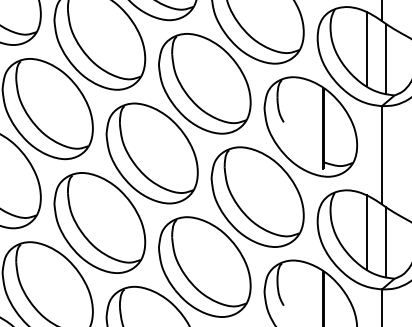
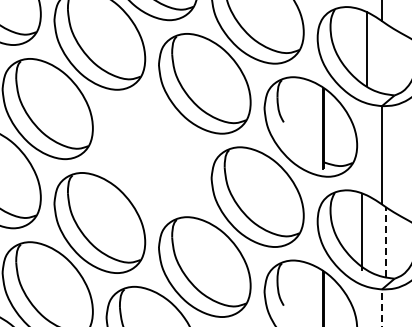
line: present -> none (386, 59)
part: present -> none (151, 153)
line position: (366, 232) -> (361, 232) (361, 232)
line: solid -> dashed (386, 241)
line: solid -> dashed (381, 307)
